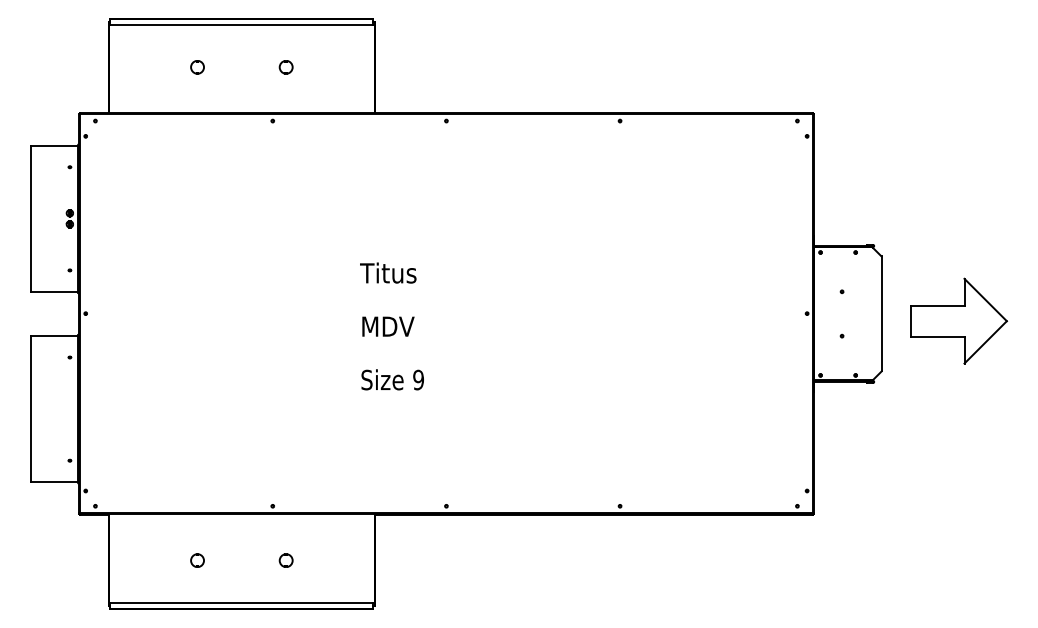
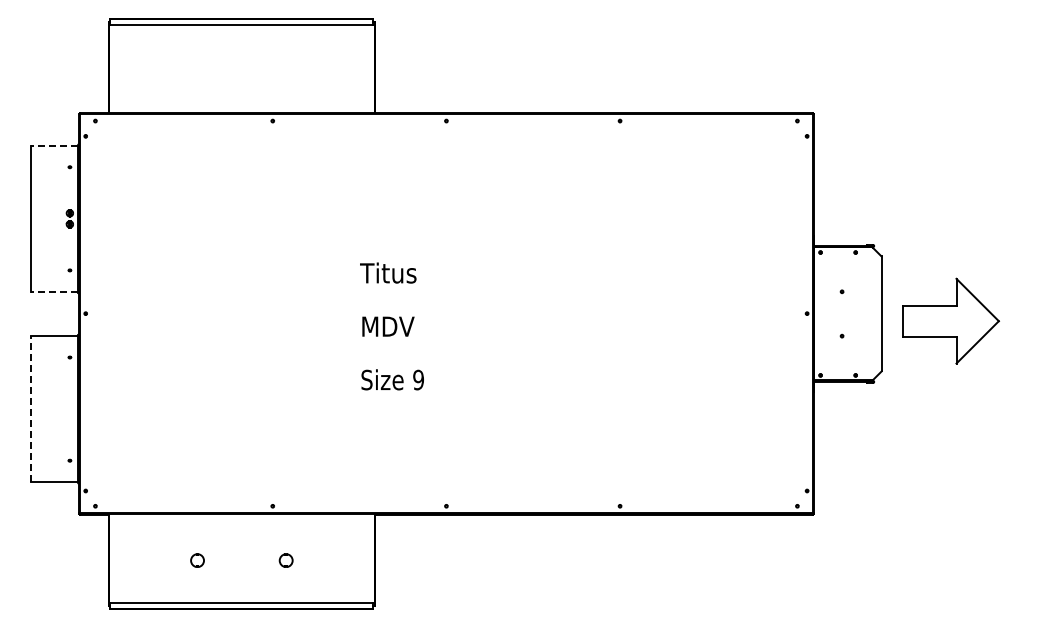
part: present -> none (197, 67)
part: present -> none (285, 67)
line: solid -> dashed (53, 145)
line: solid -> dashed (53, 291)
part position: (958, 320) -> (950, 320) (950, 320)
line: solid -> dashed (31, 409)
